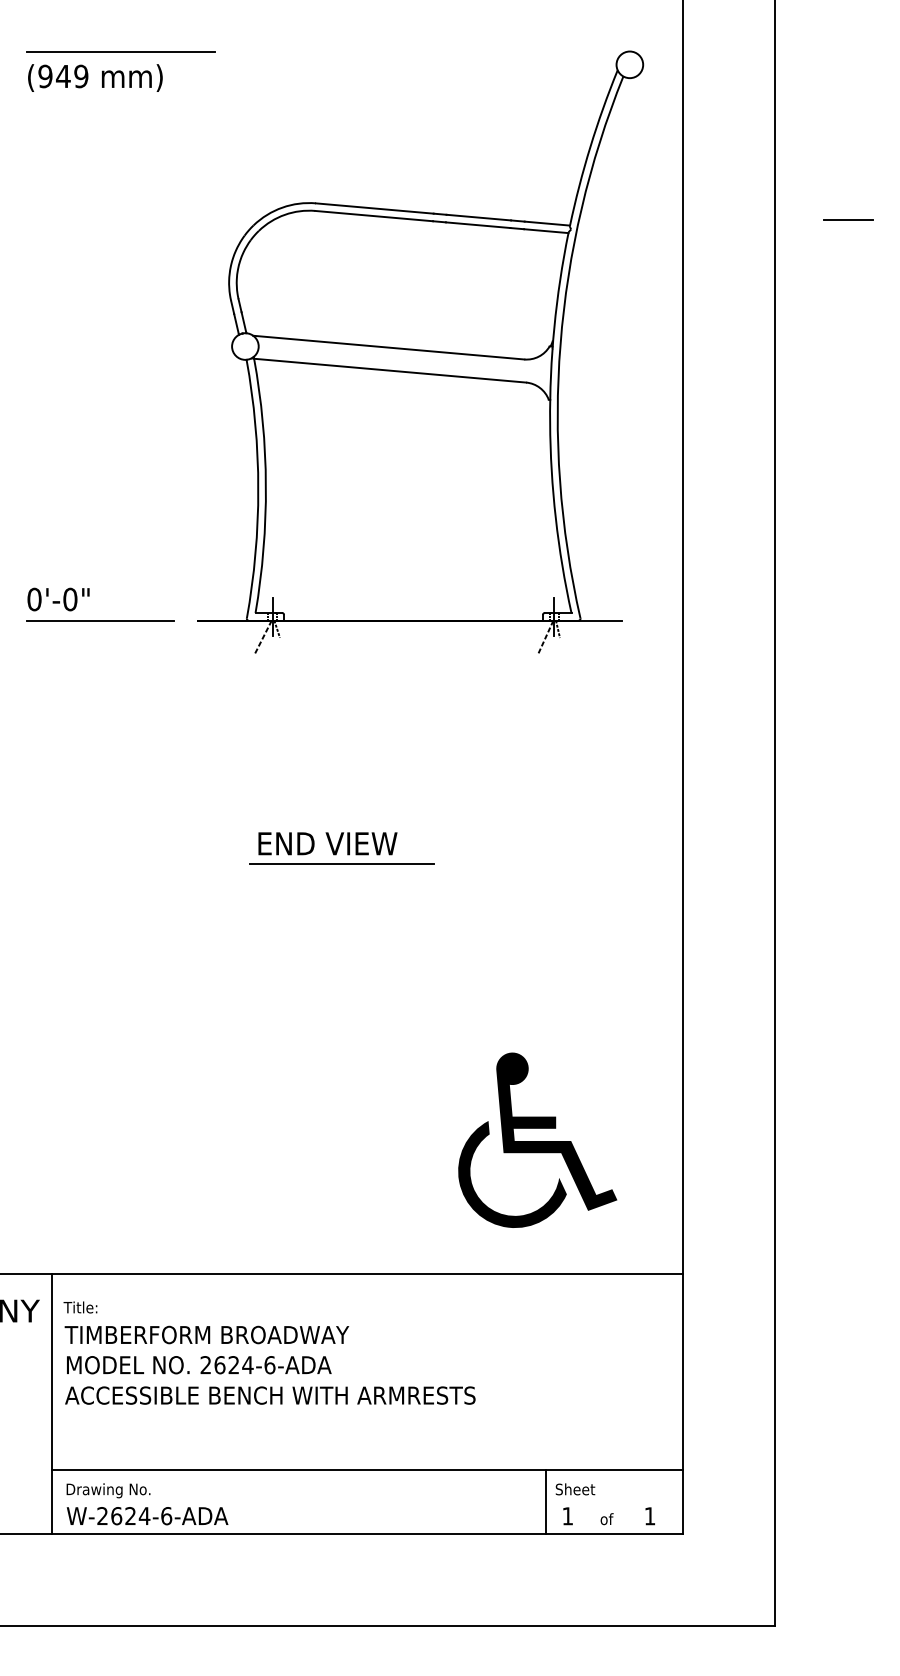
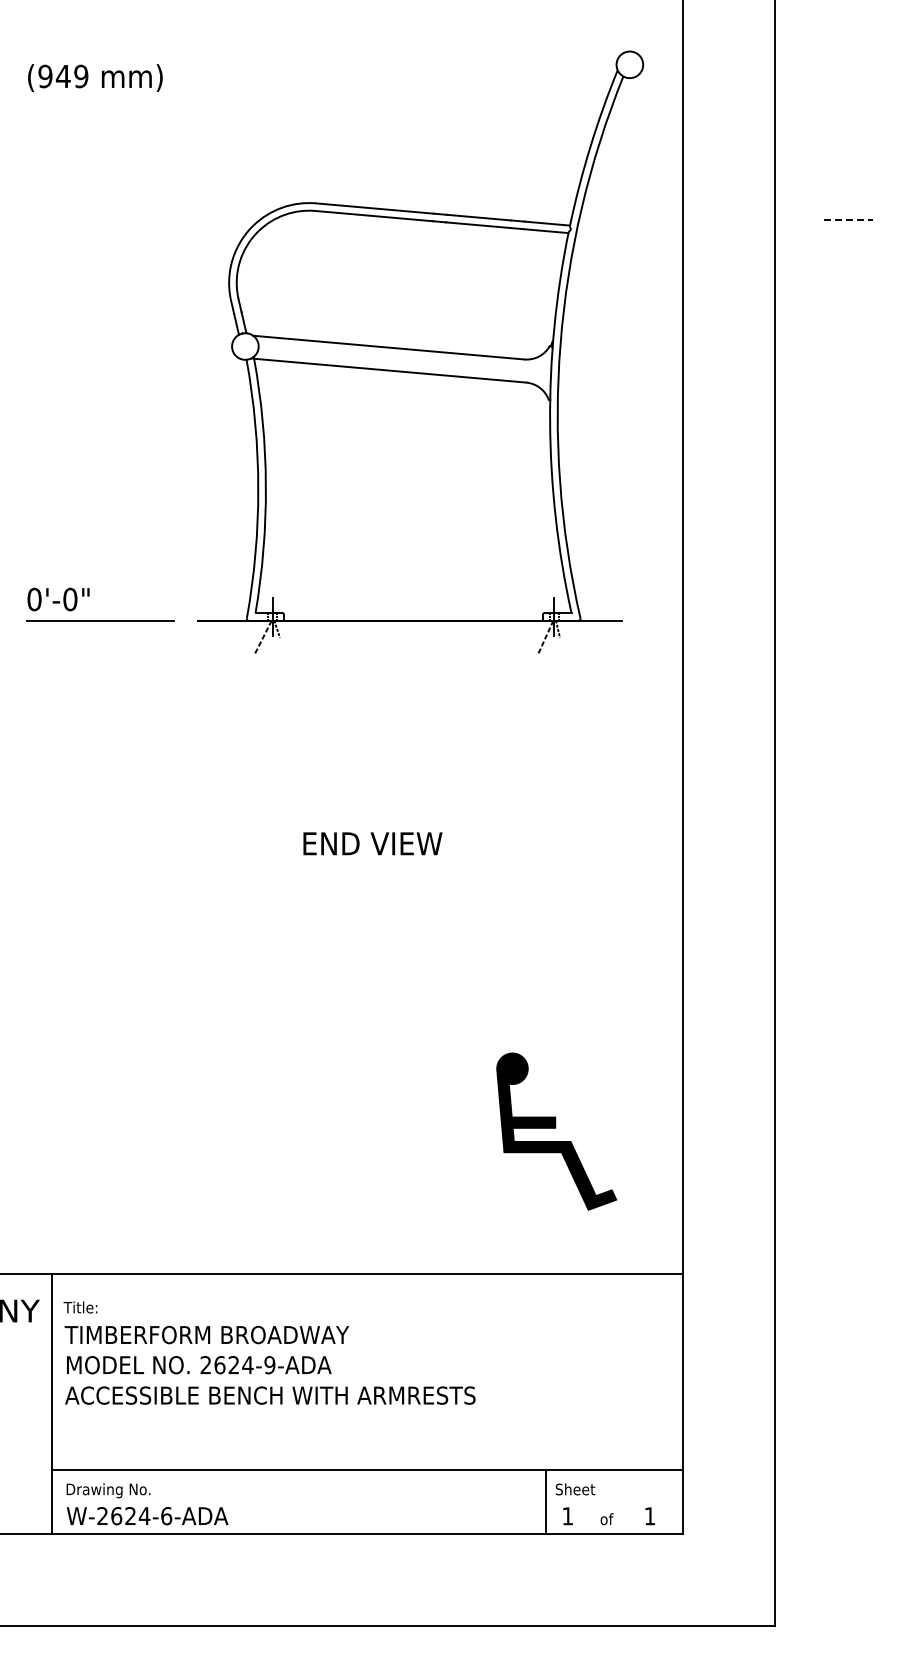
line: present -> none (120, 51)
line: solid -> dashed (848, 219)
text position: (327, 843) -> (372, 843) (372, 843)
line: present -> none (341, 864)
fill: present -> none (512, 1174)
text: 2624-6-ADA -> 2624-9-ADA (269, 1365)
